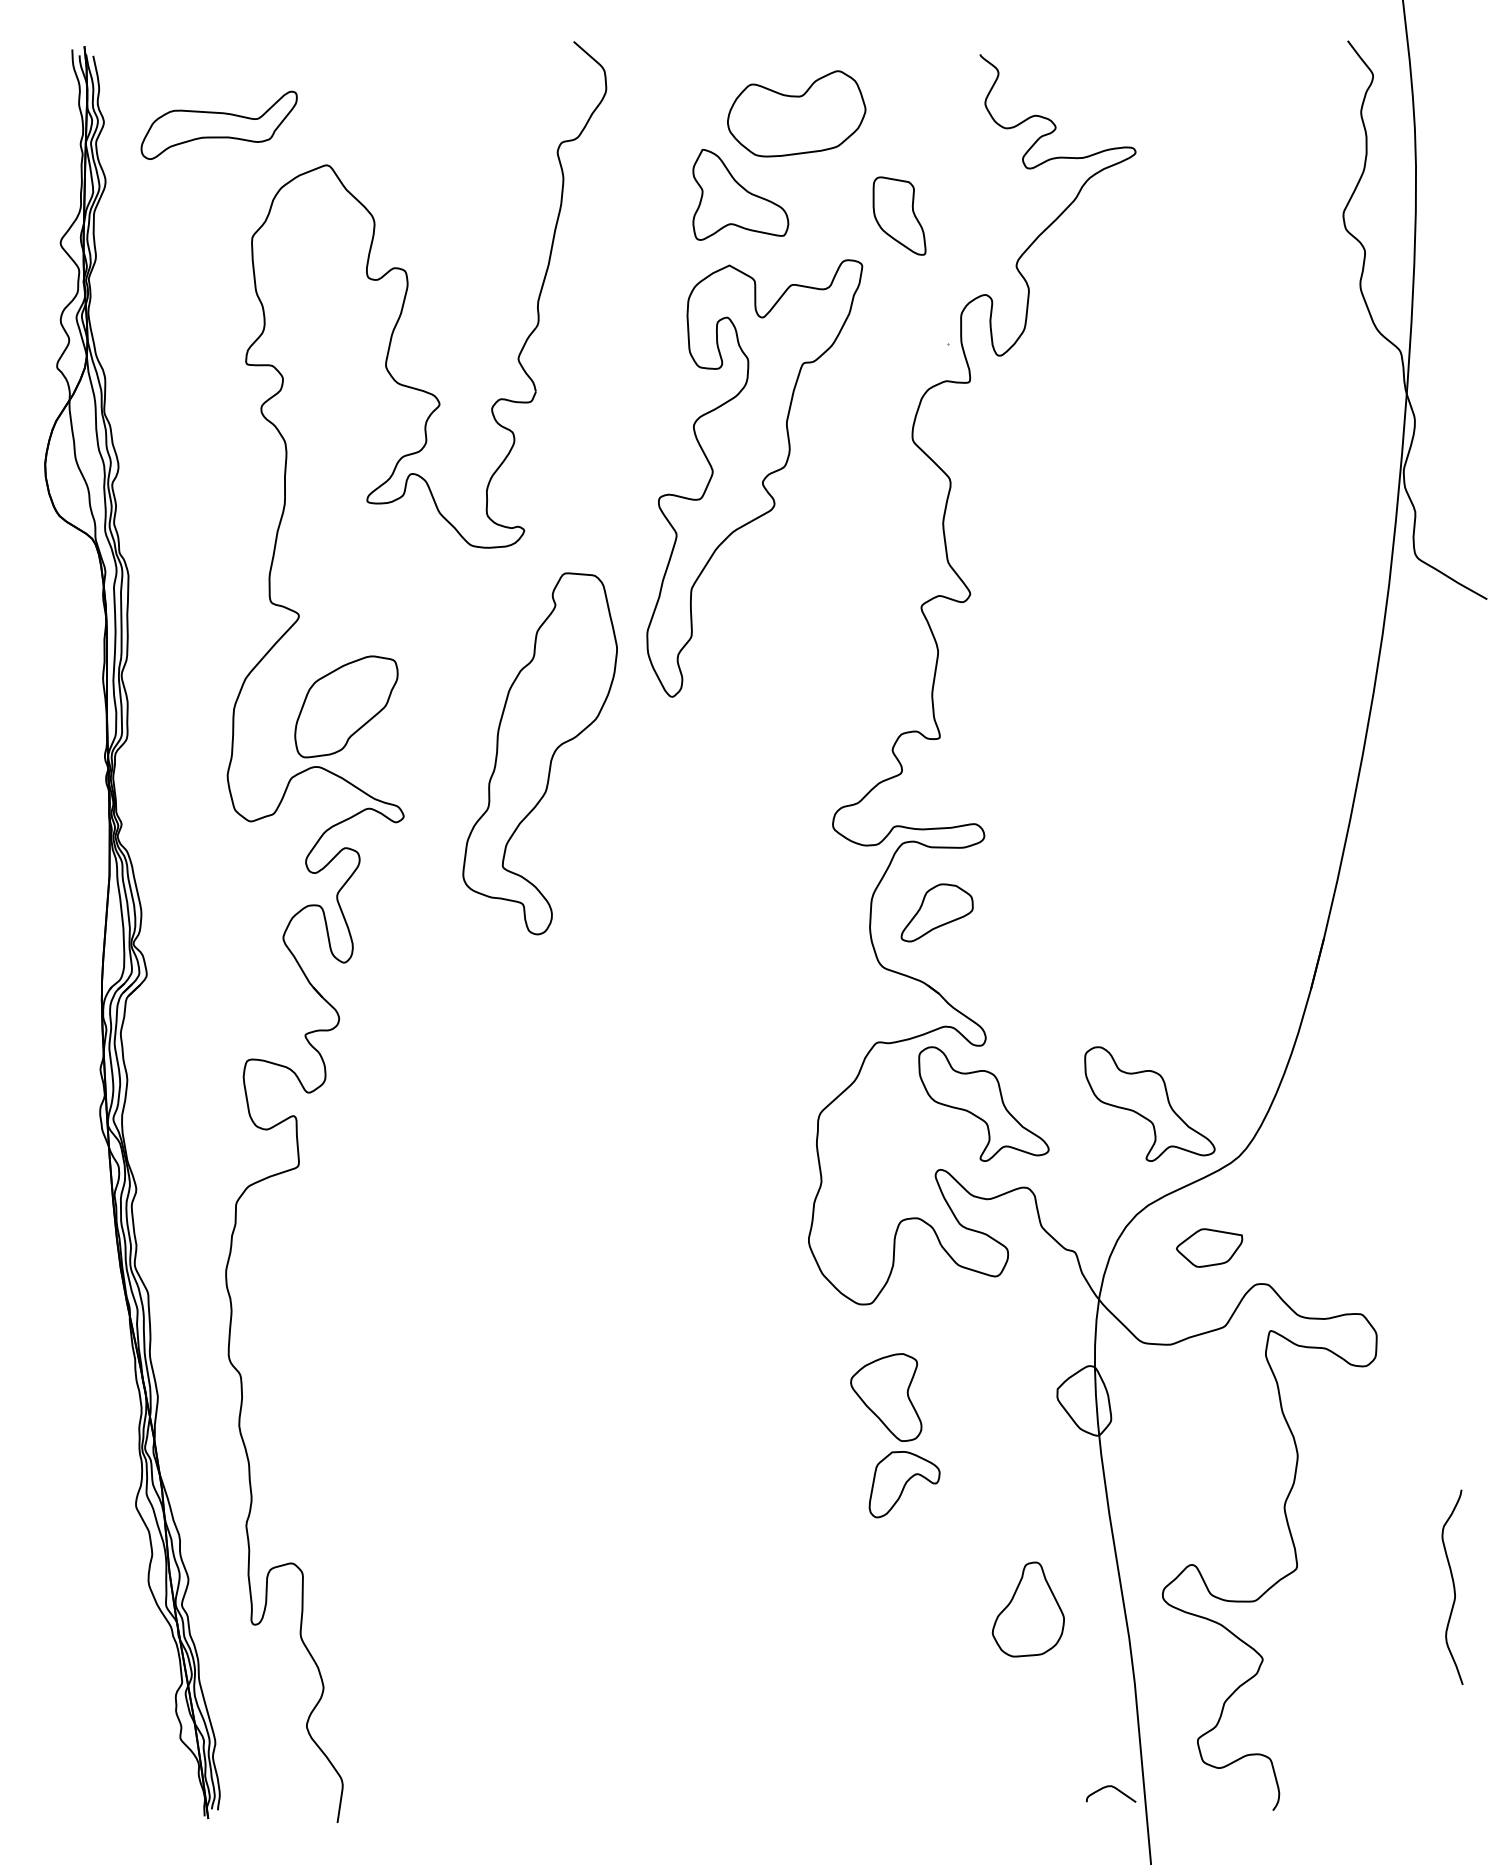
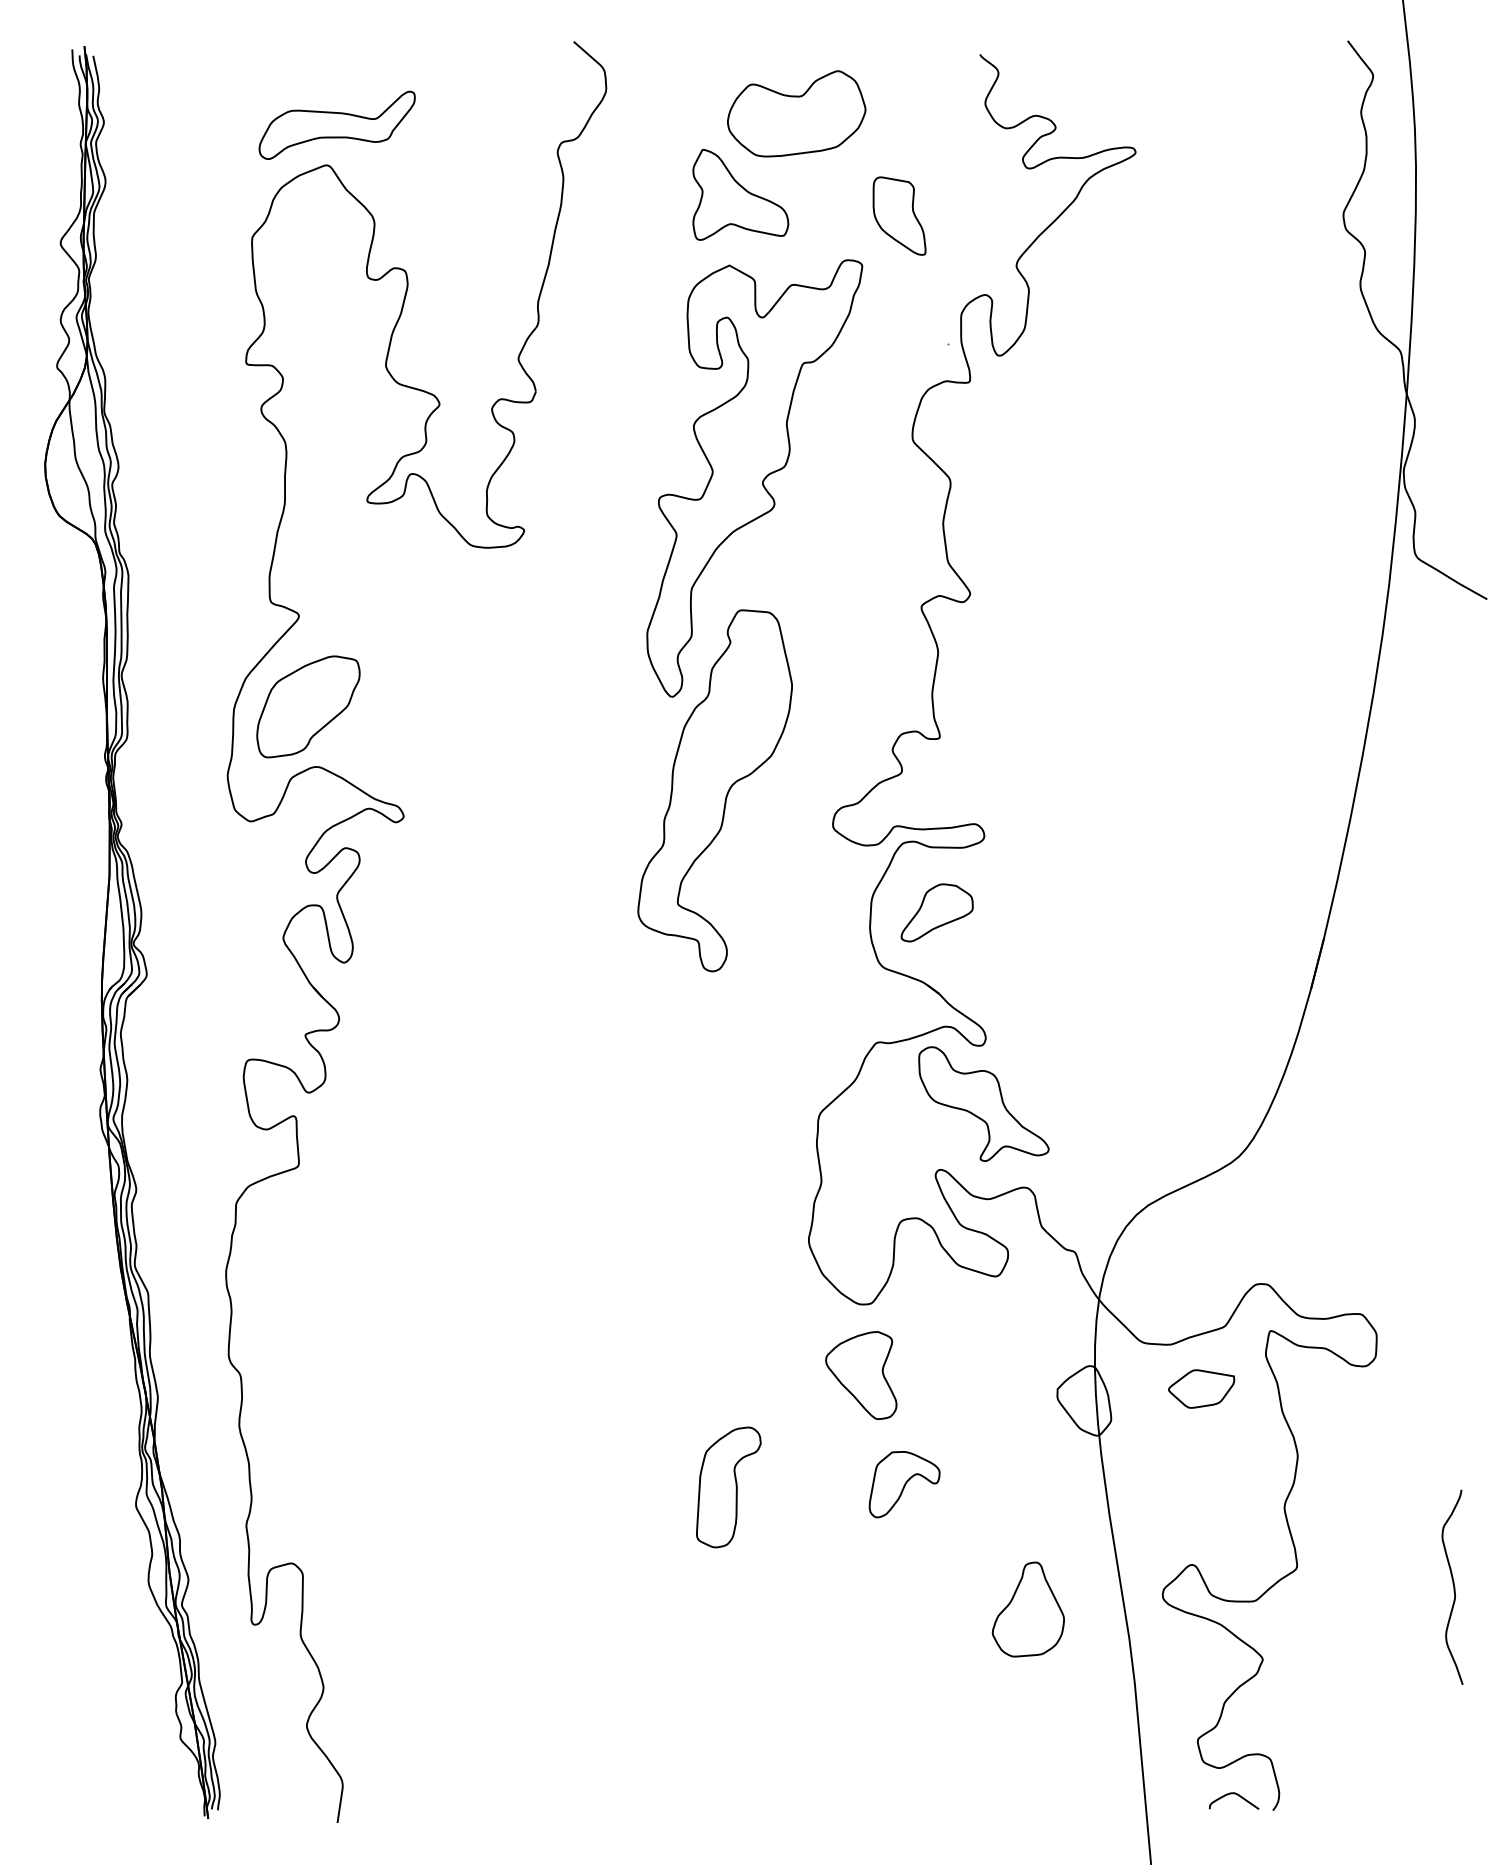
part position: (218, 124) -> (336, 124) (336, 124)
part position: (346, 706) -> (308, 706) (308, 706)
part position: (539, 753) -> (714, 790) (714, 790)
part: present -> none (1149, 1103)
part position: (1209, 1247) -> (1201, 1388) (1201, 1388)
part position: (886, 1397) -> (861, 1375) (861, 1375)
part: none -> present (728, 1487)
curve position: (1115, 1789) -> (1238, 1796) (1238, 1796)
